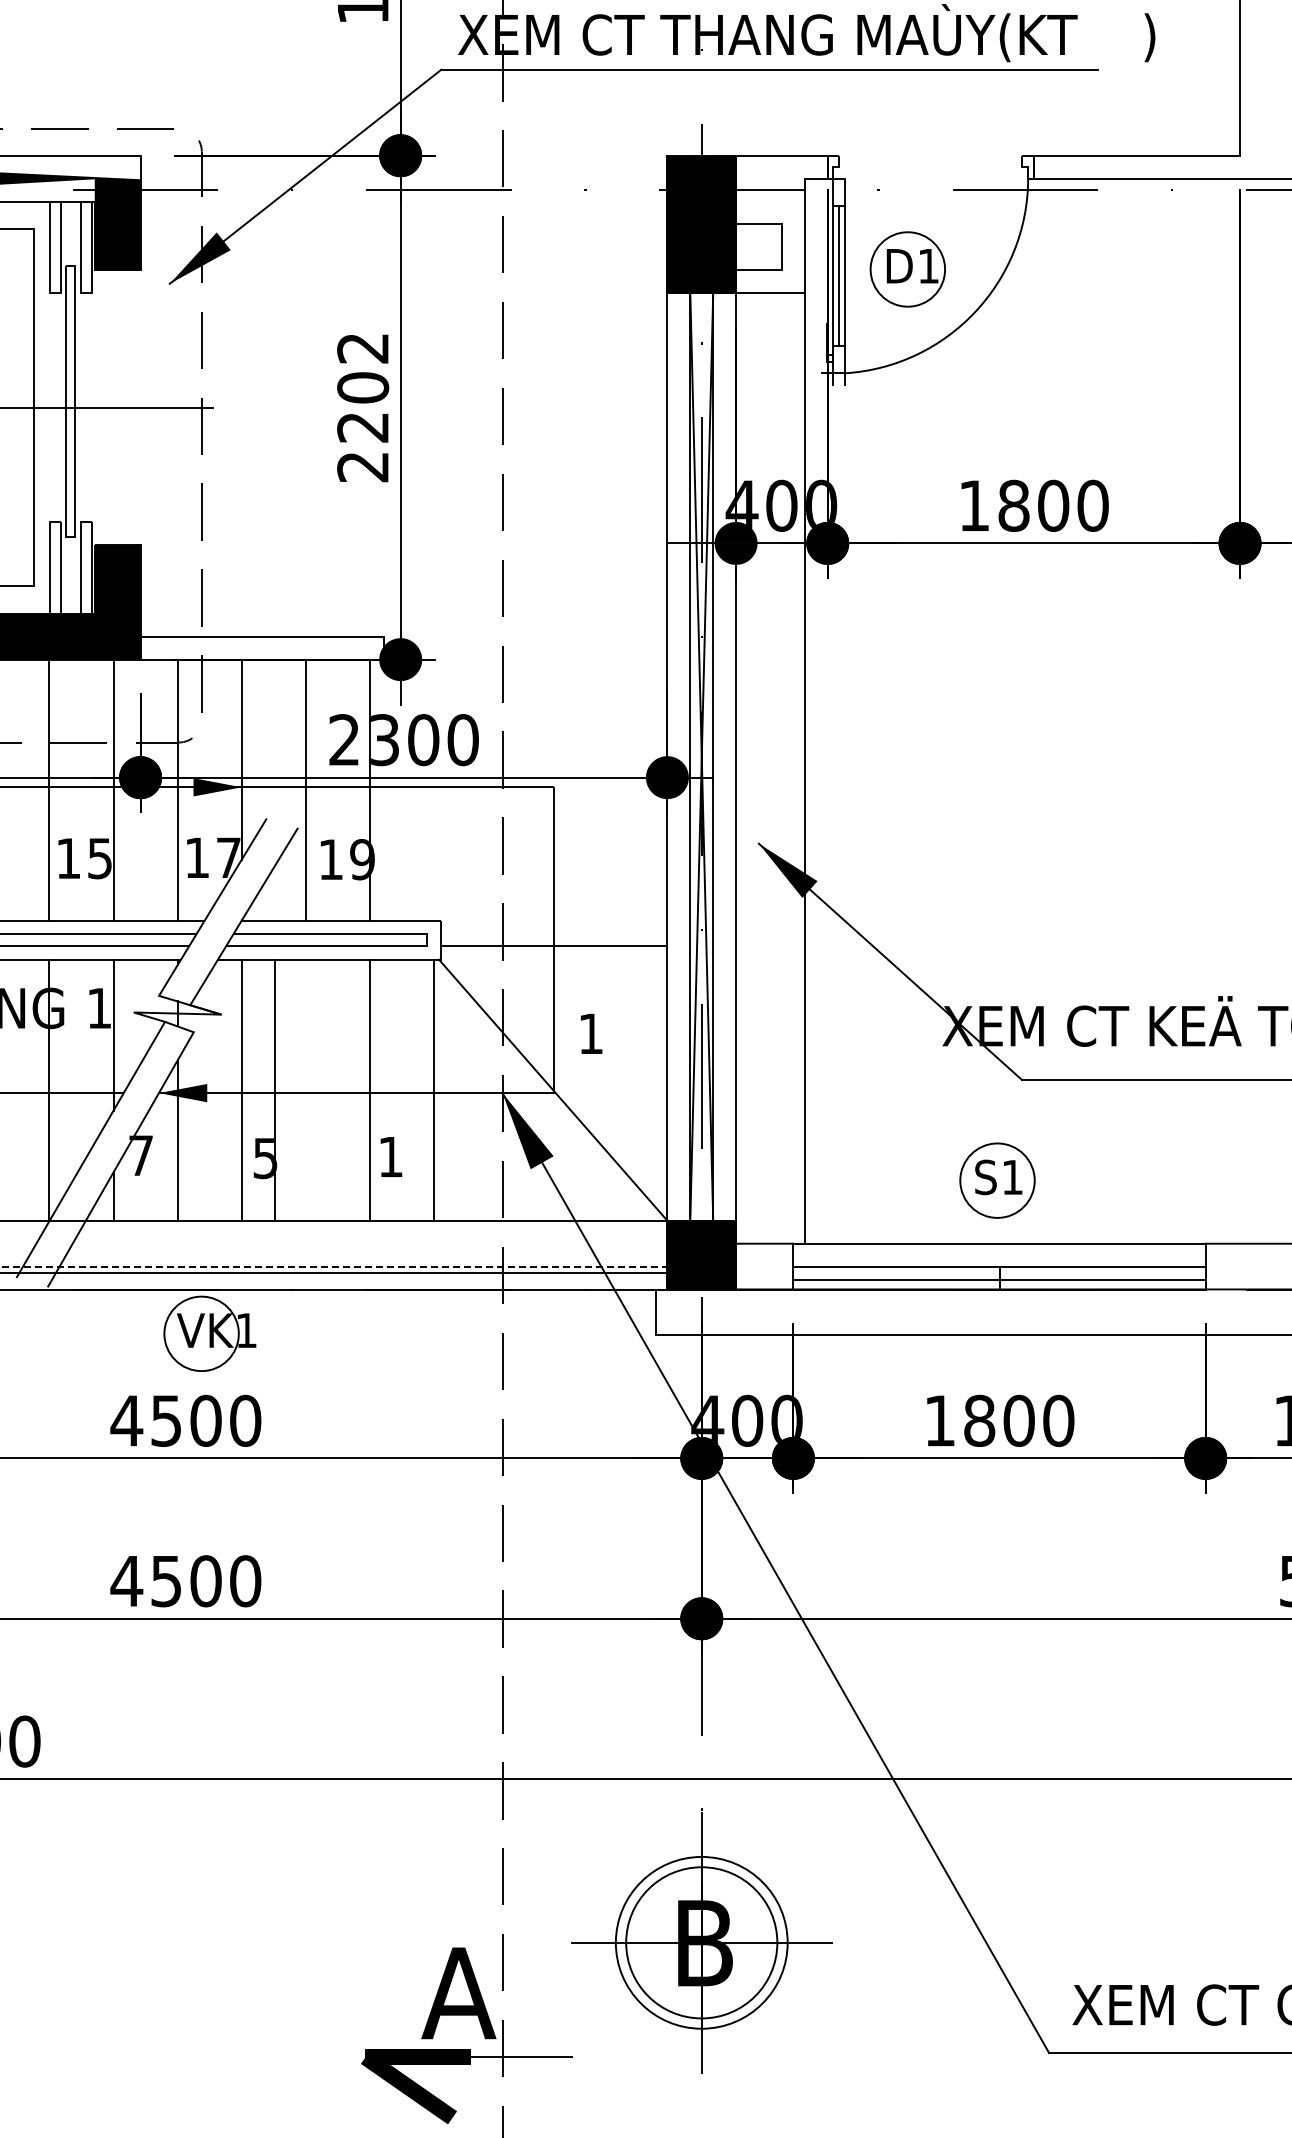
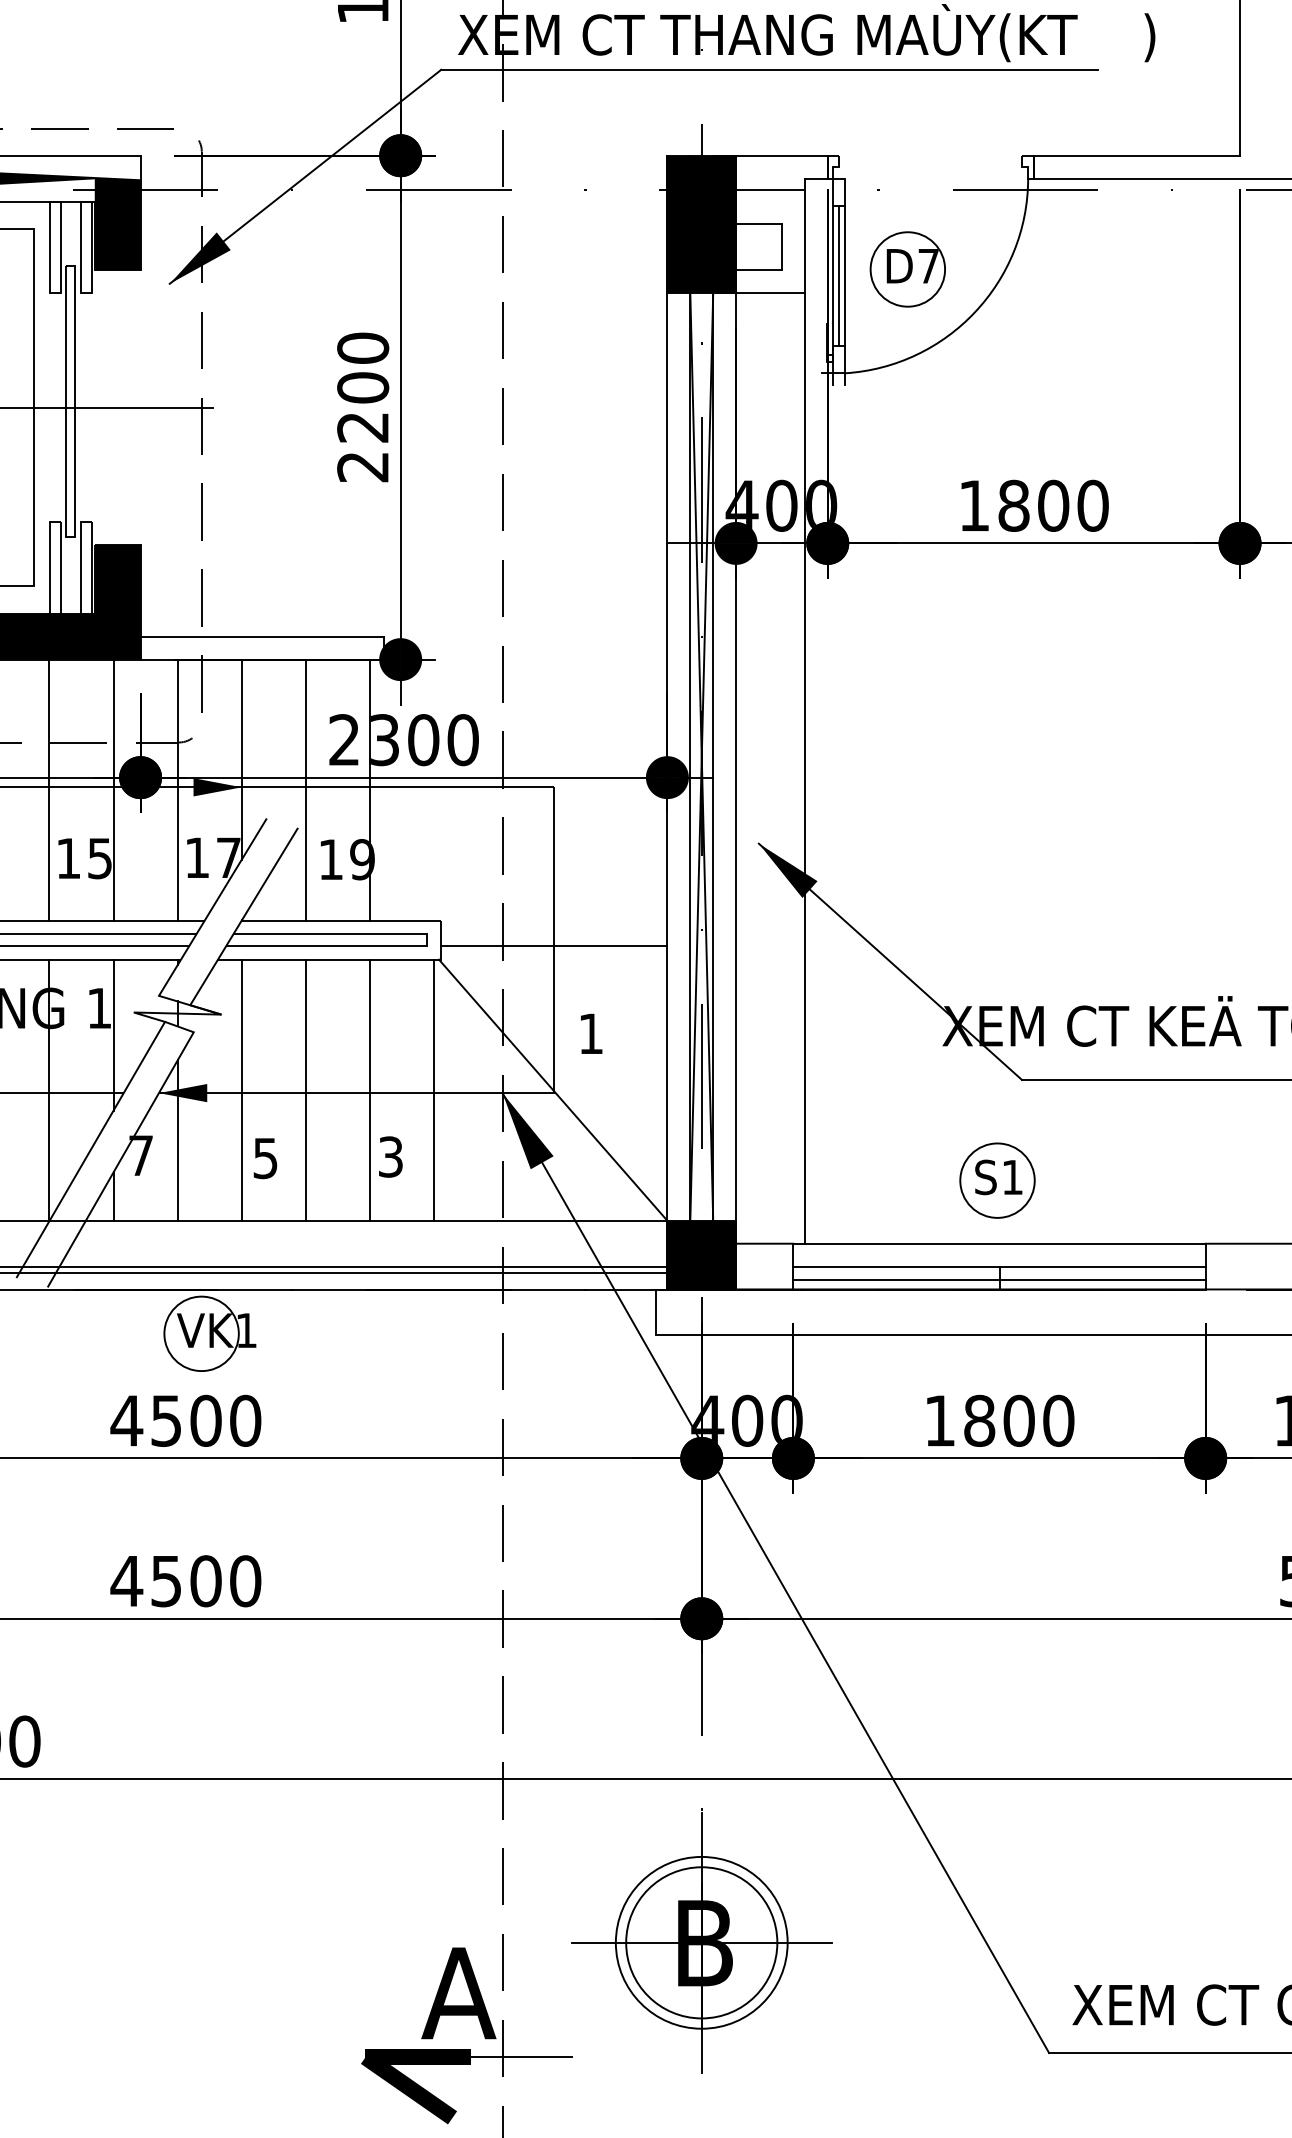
text: D1 -> D7 (928, 266)
text: 2202 -> 2200 (363, 347)
line position: (274, 1089) -> (305, 1089) (305, 1089)
text: 1 -> 3 (390, 1156)
line: dashed -> solid (333, 1266)
